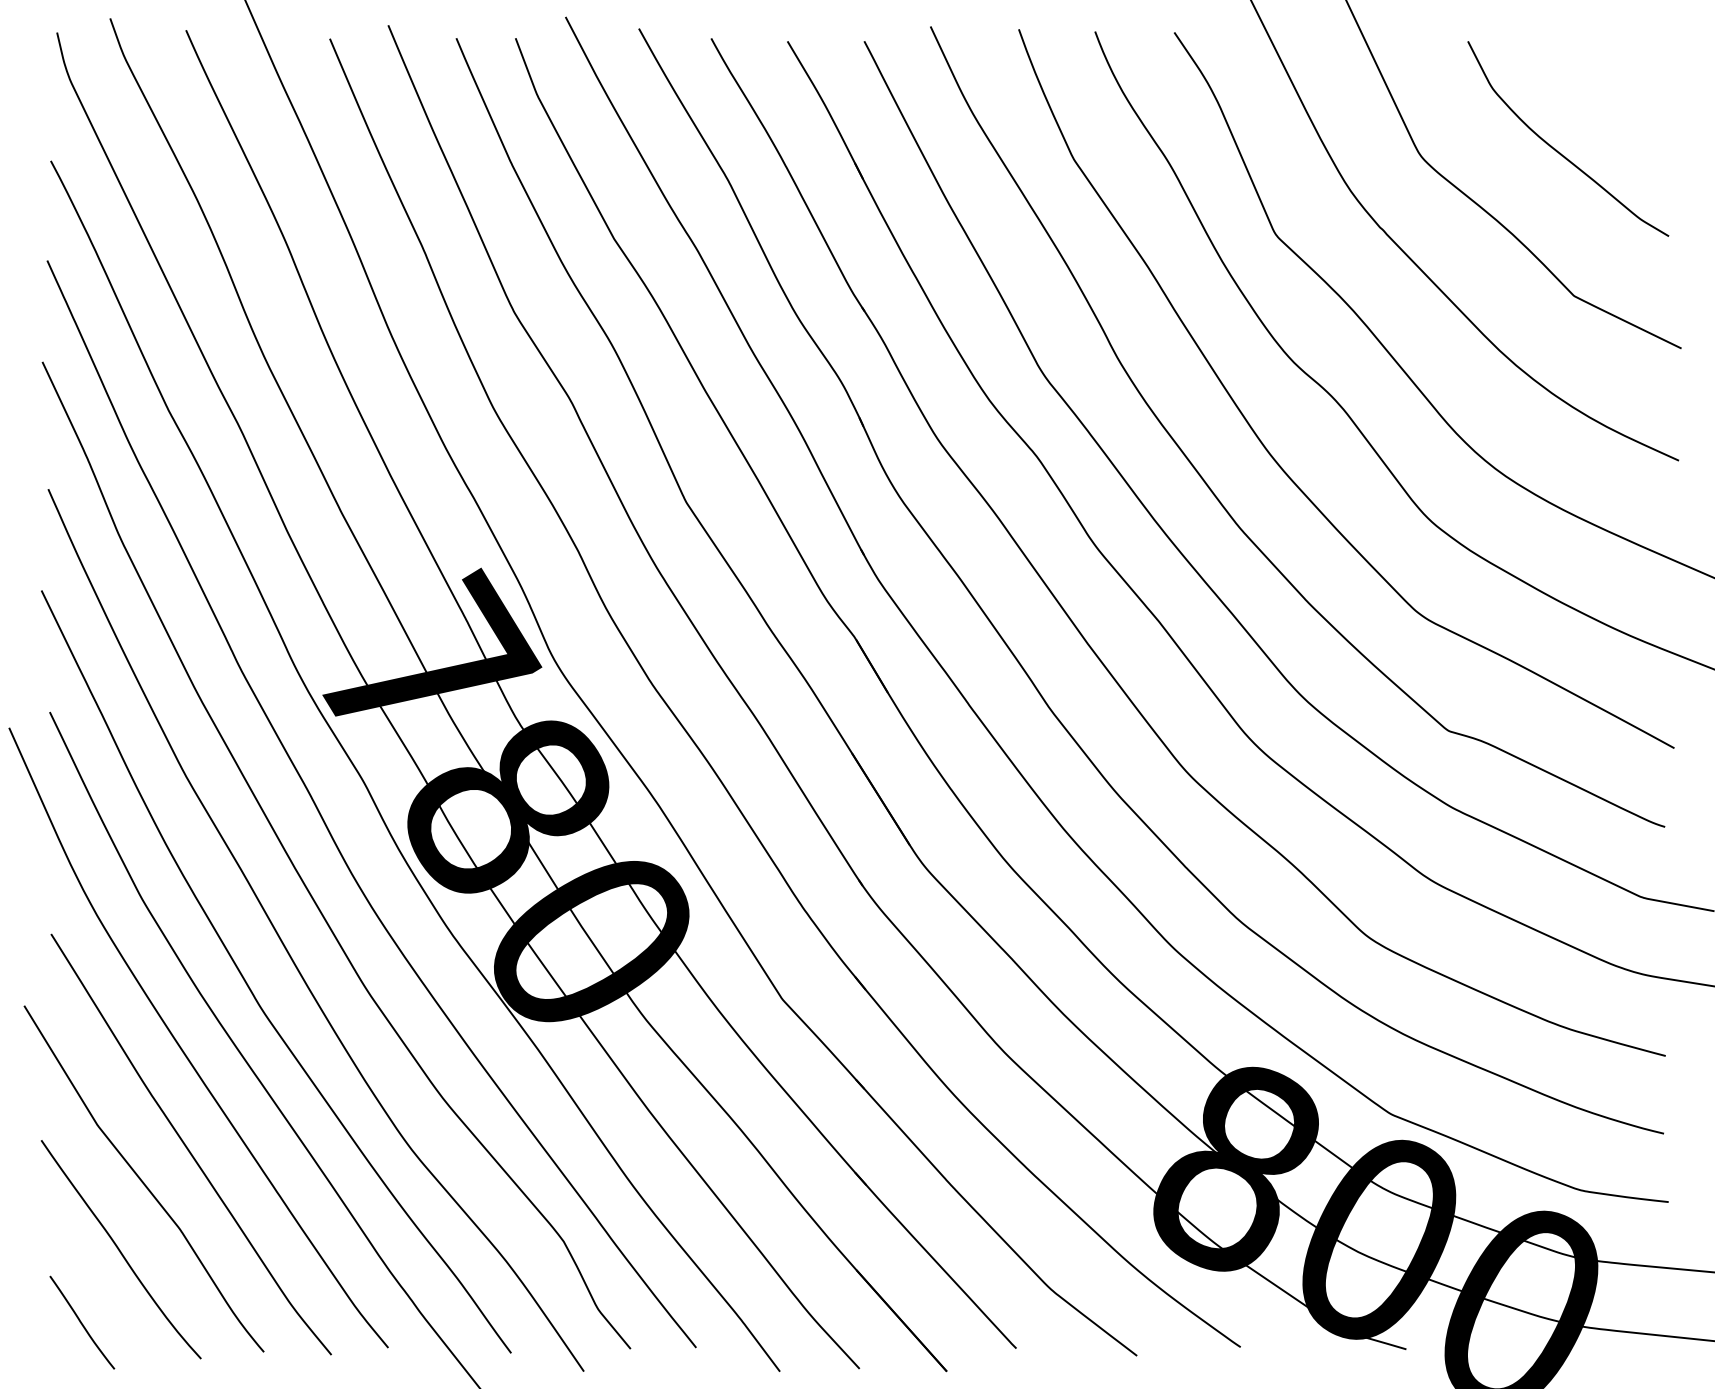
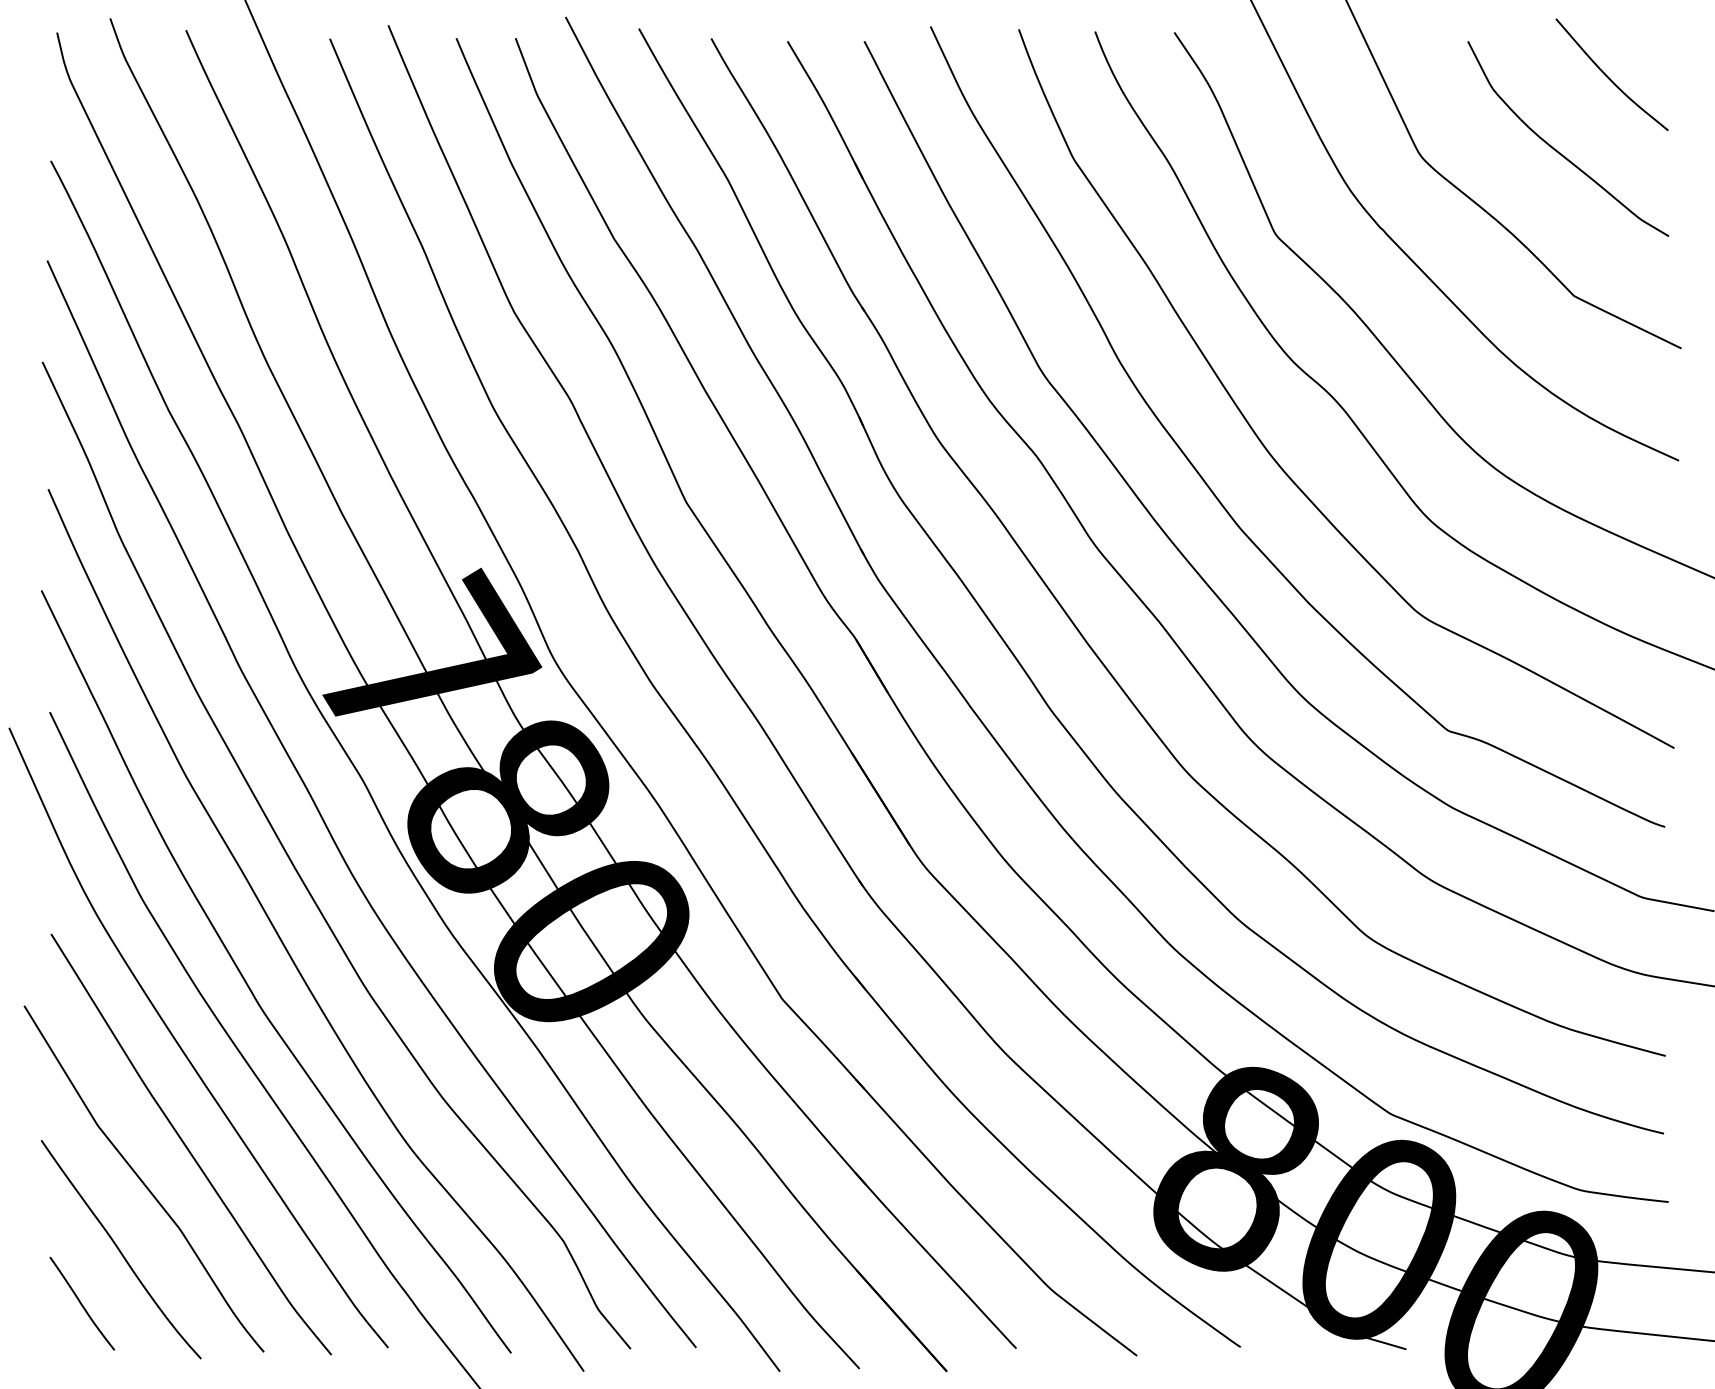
curve: none -> present (1608, 76)
curve position: (82, 1322) -> (82, 1303) (82, 1303)
